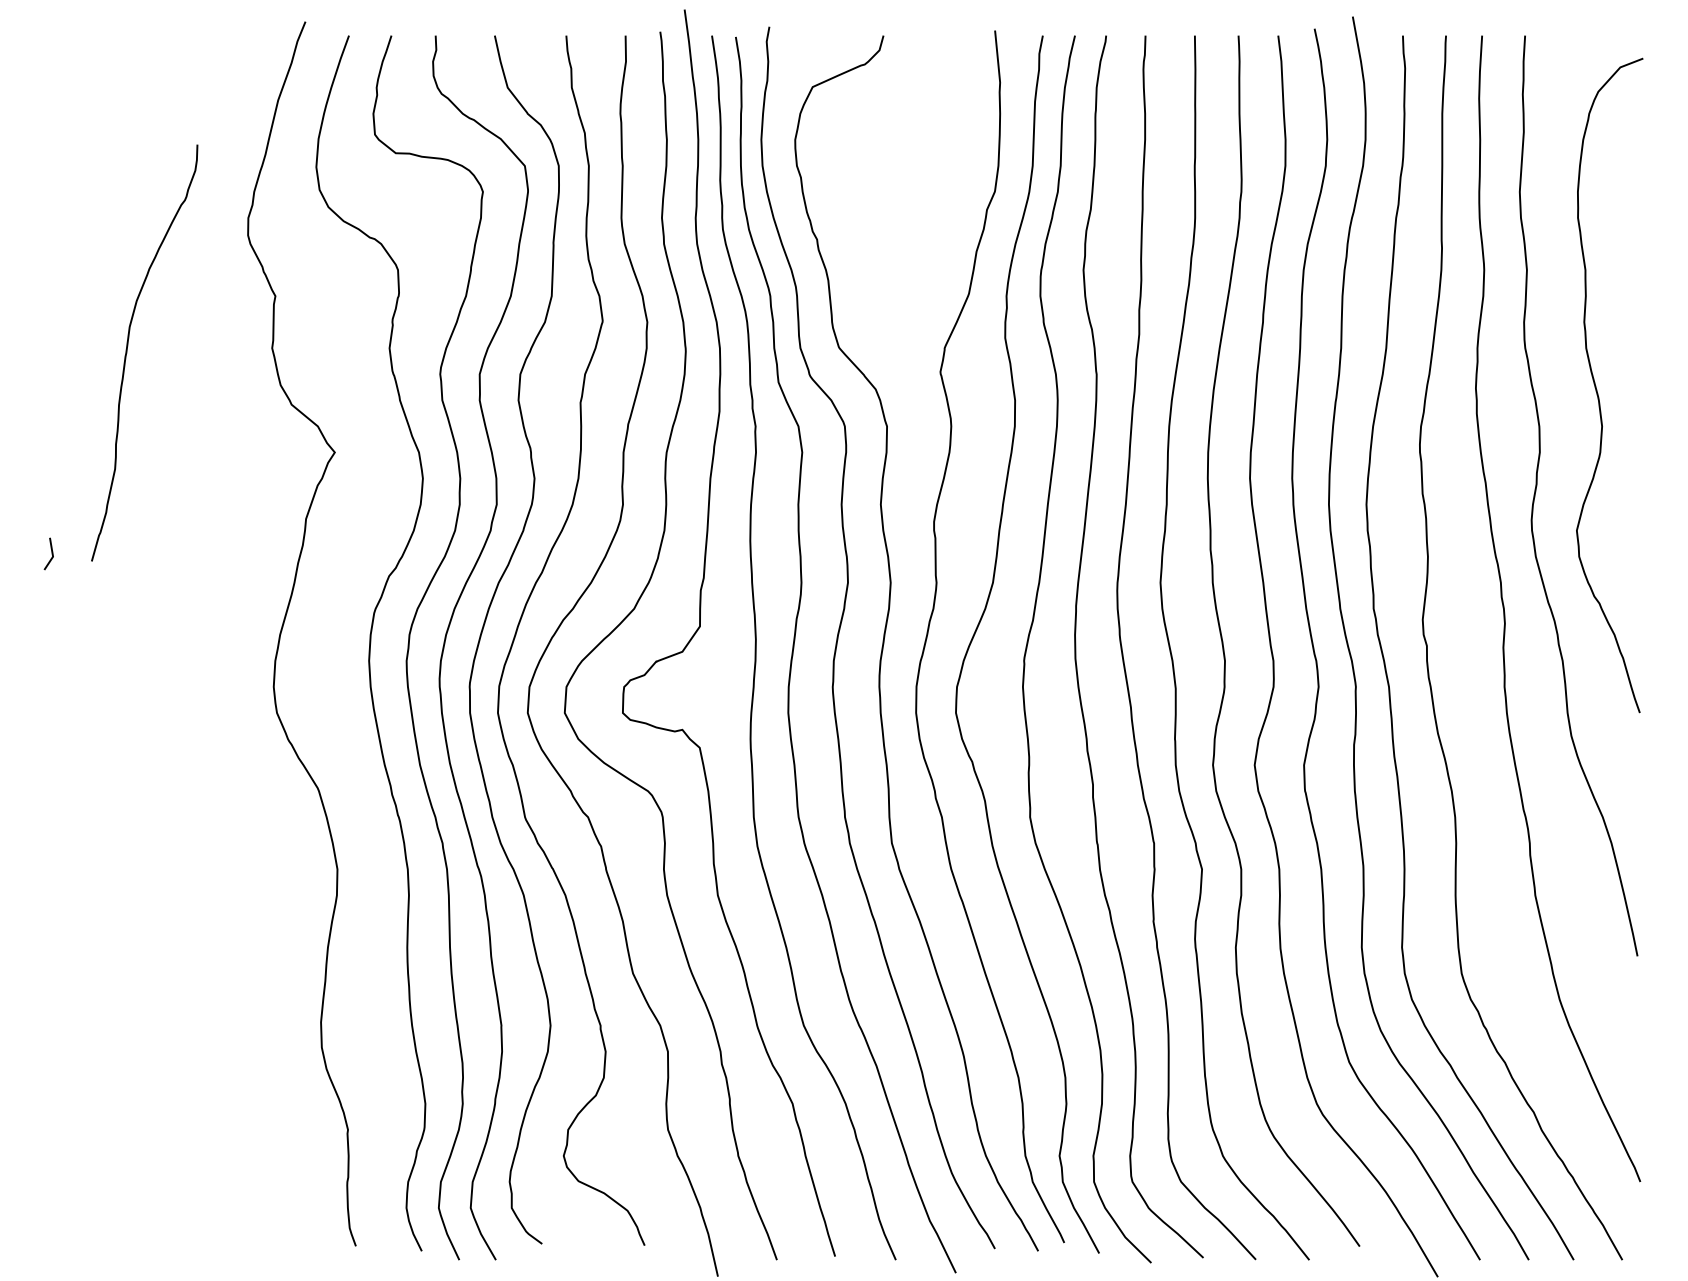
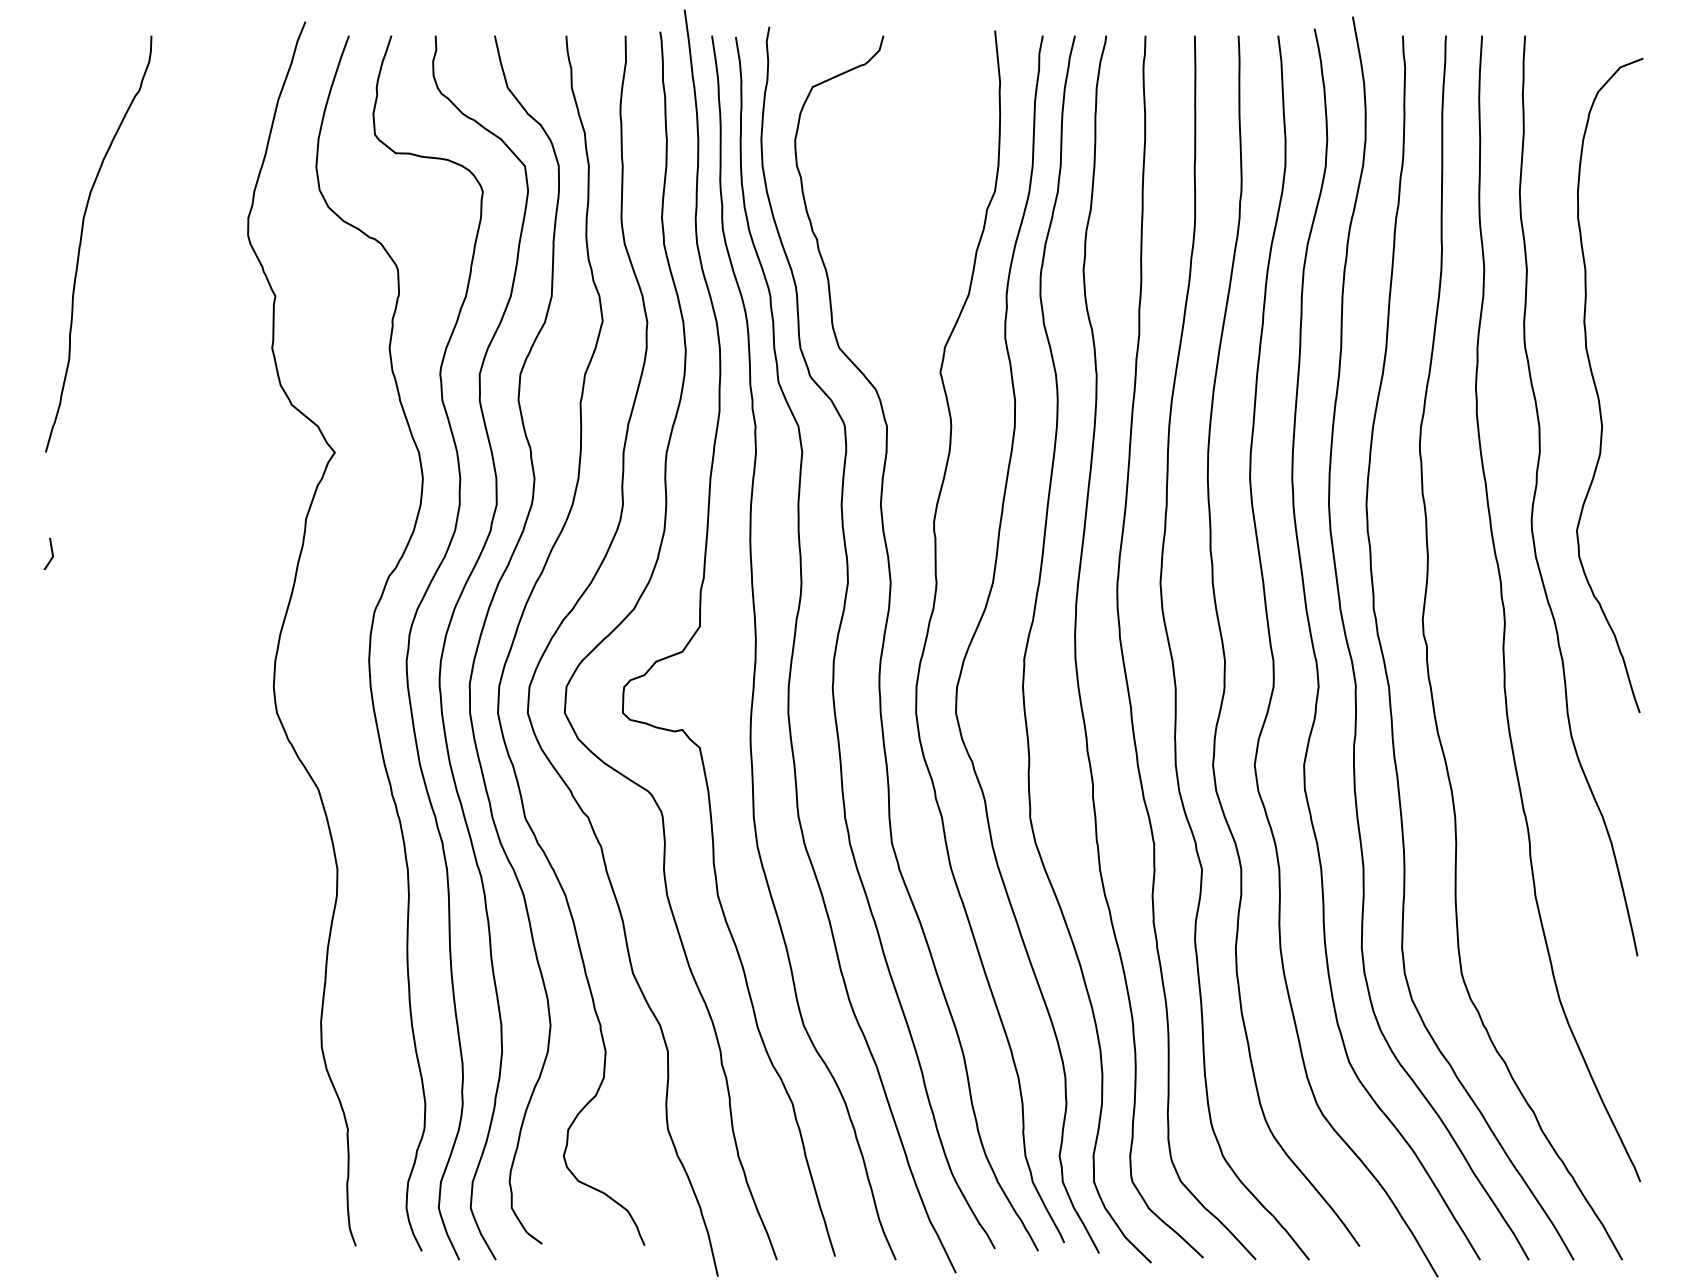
curve position: (127, 352) -> (81, 243) (81, 243)
